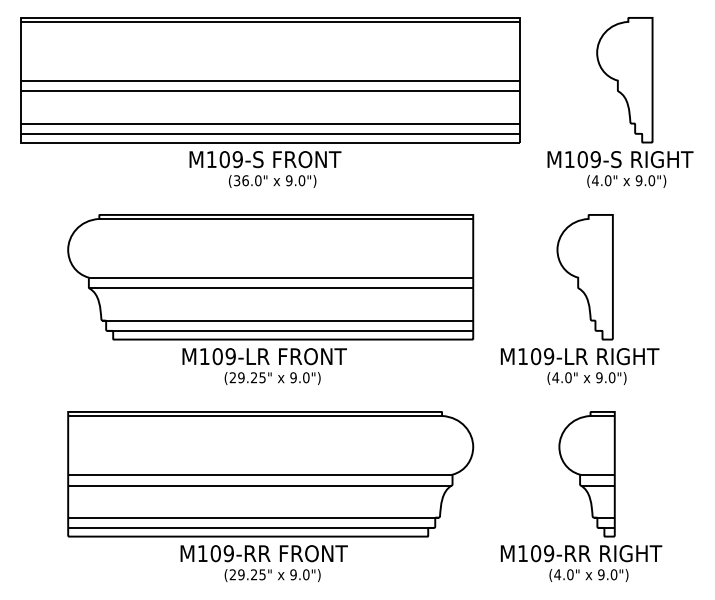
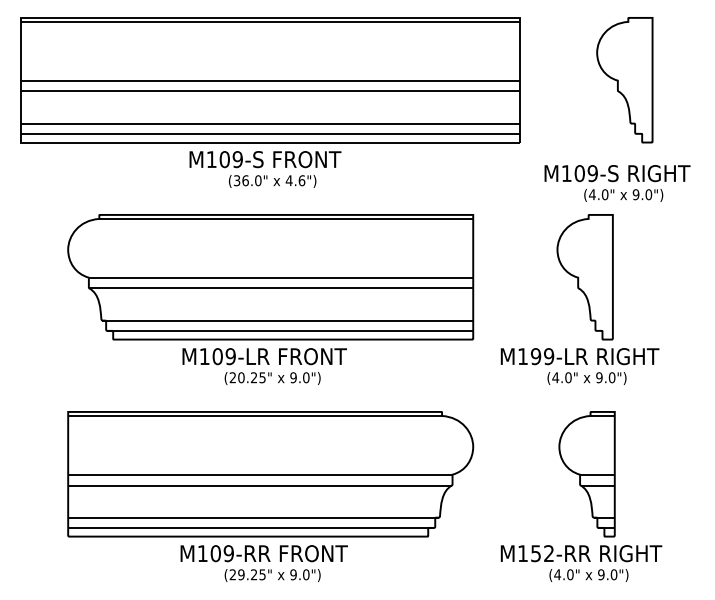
text position: (620, 169) -> (617, 183) (617, 183)
text: 9.0") -> 4.6") (295, 180)
text: M109-LR -> M199-LR (535, 356)
text: (29.25" -> (20.25" (241, 377)
text: M109-RR -> M152-RR (542, 553)
